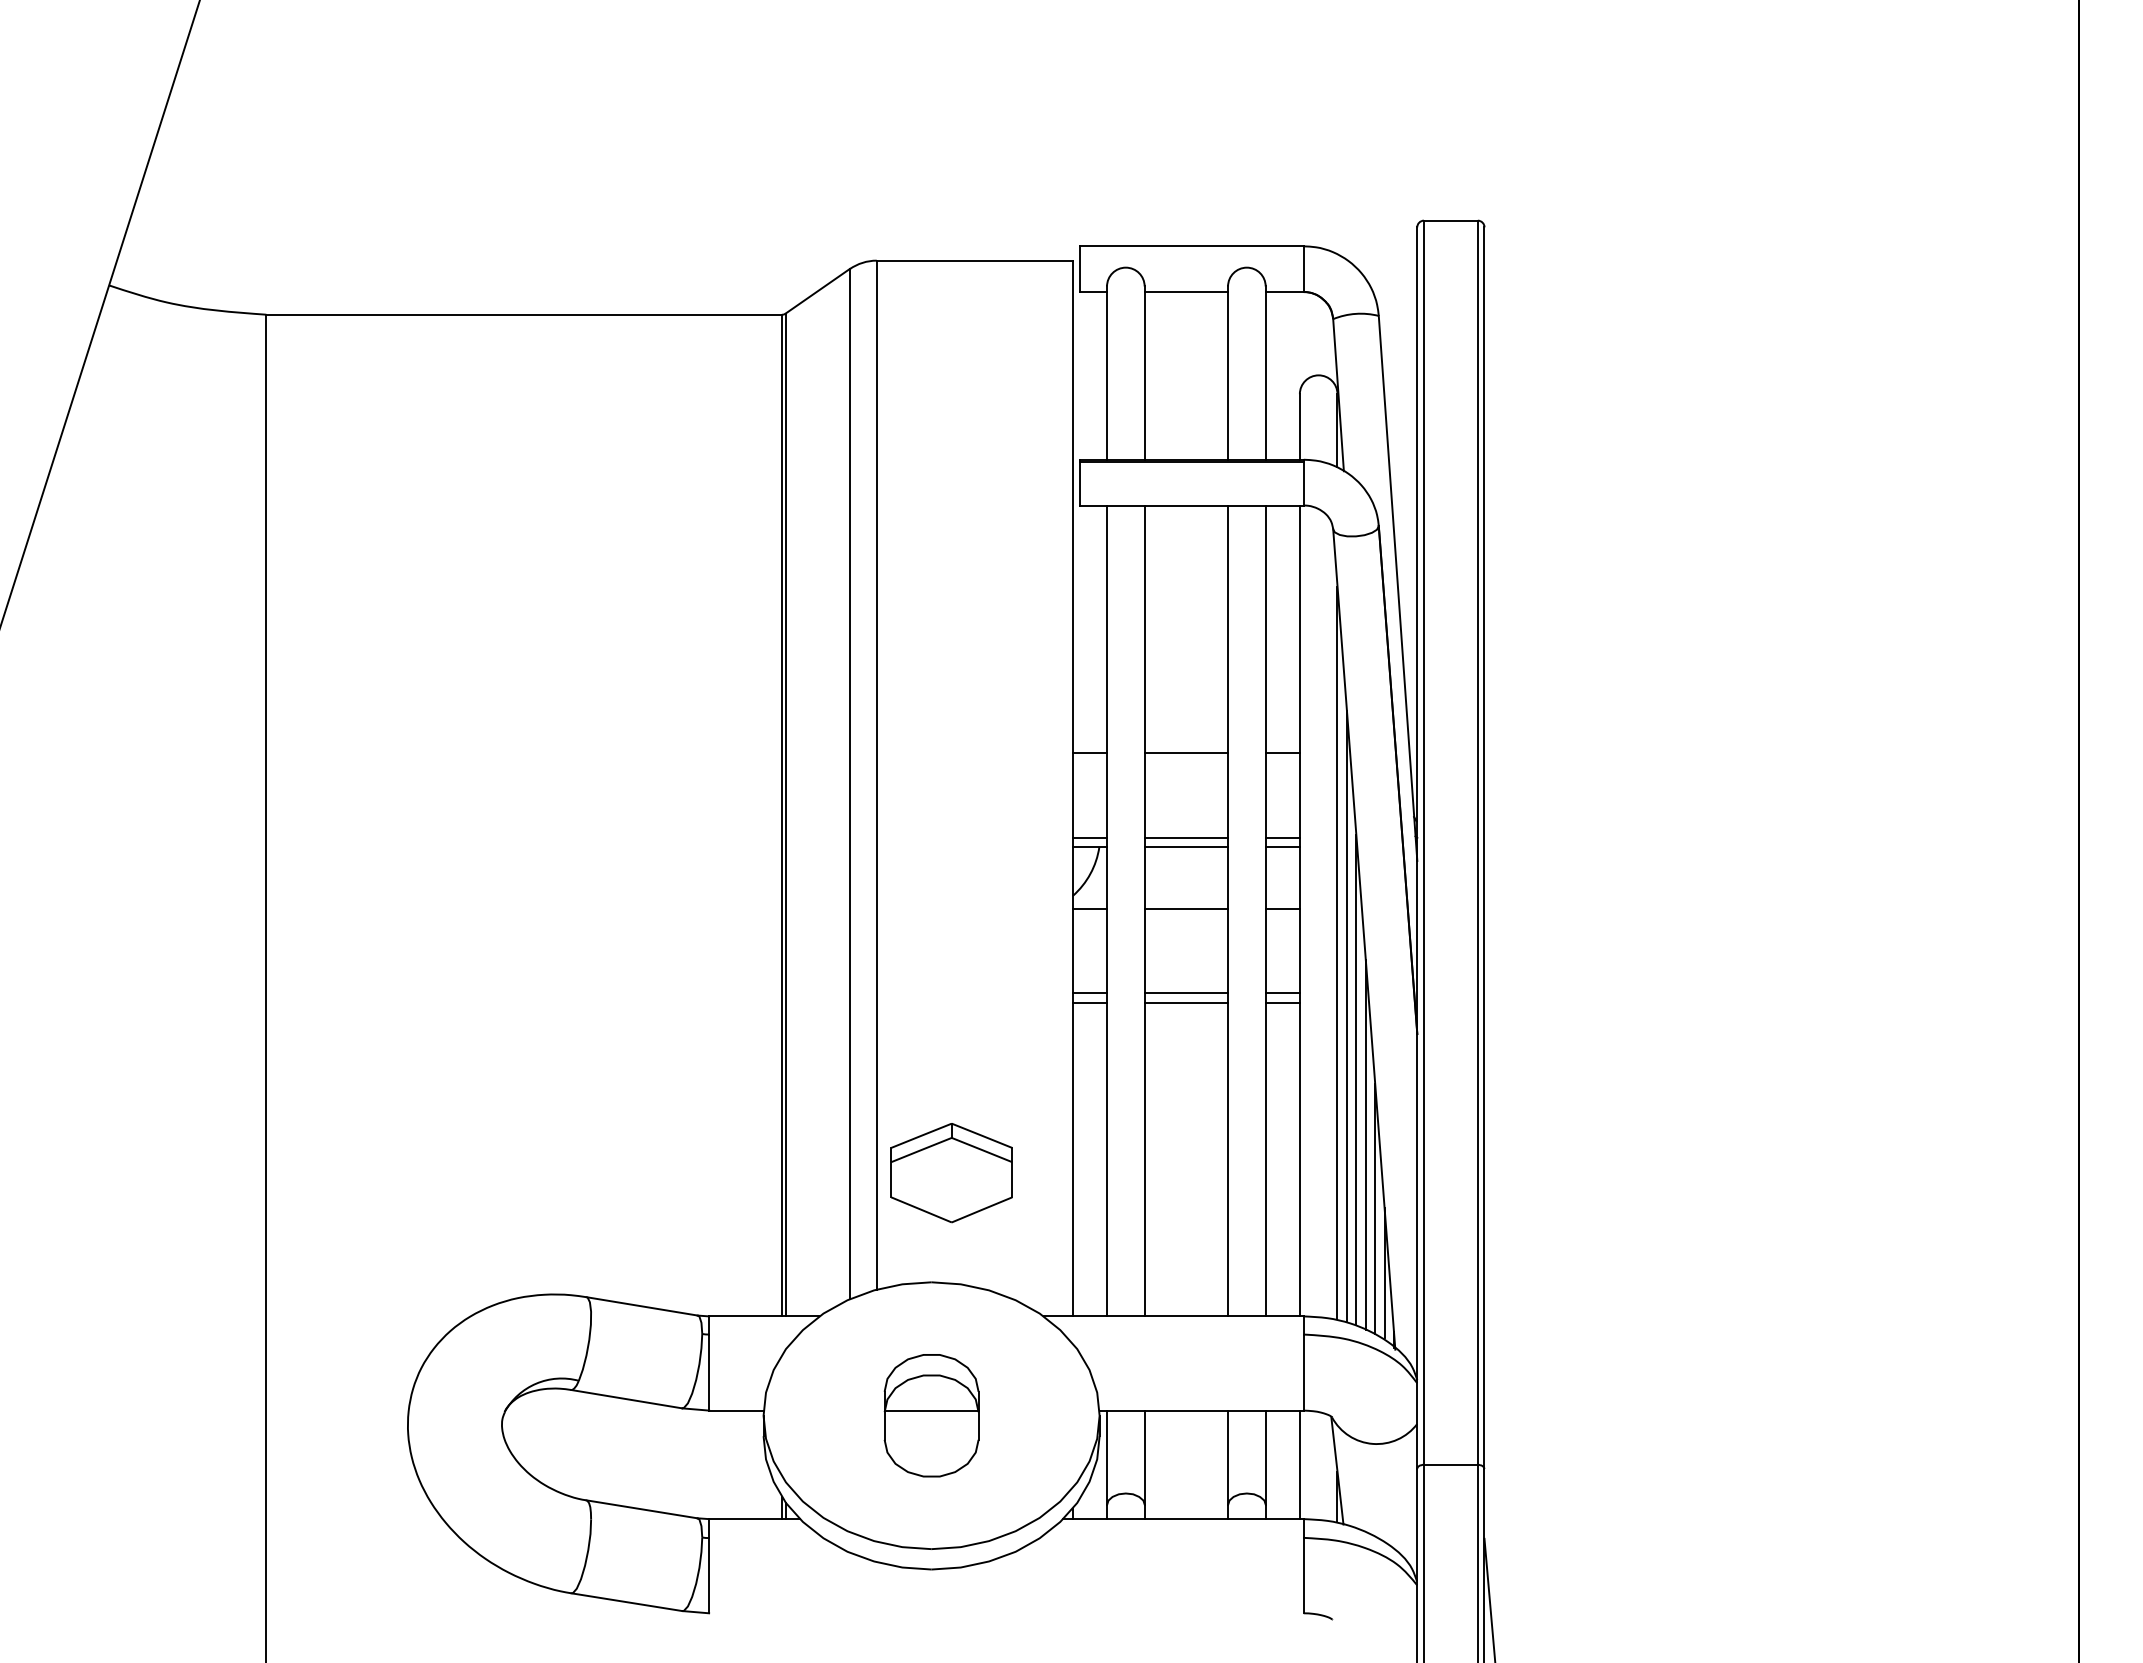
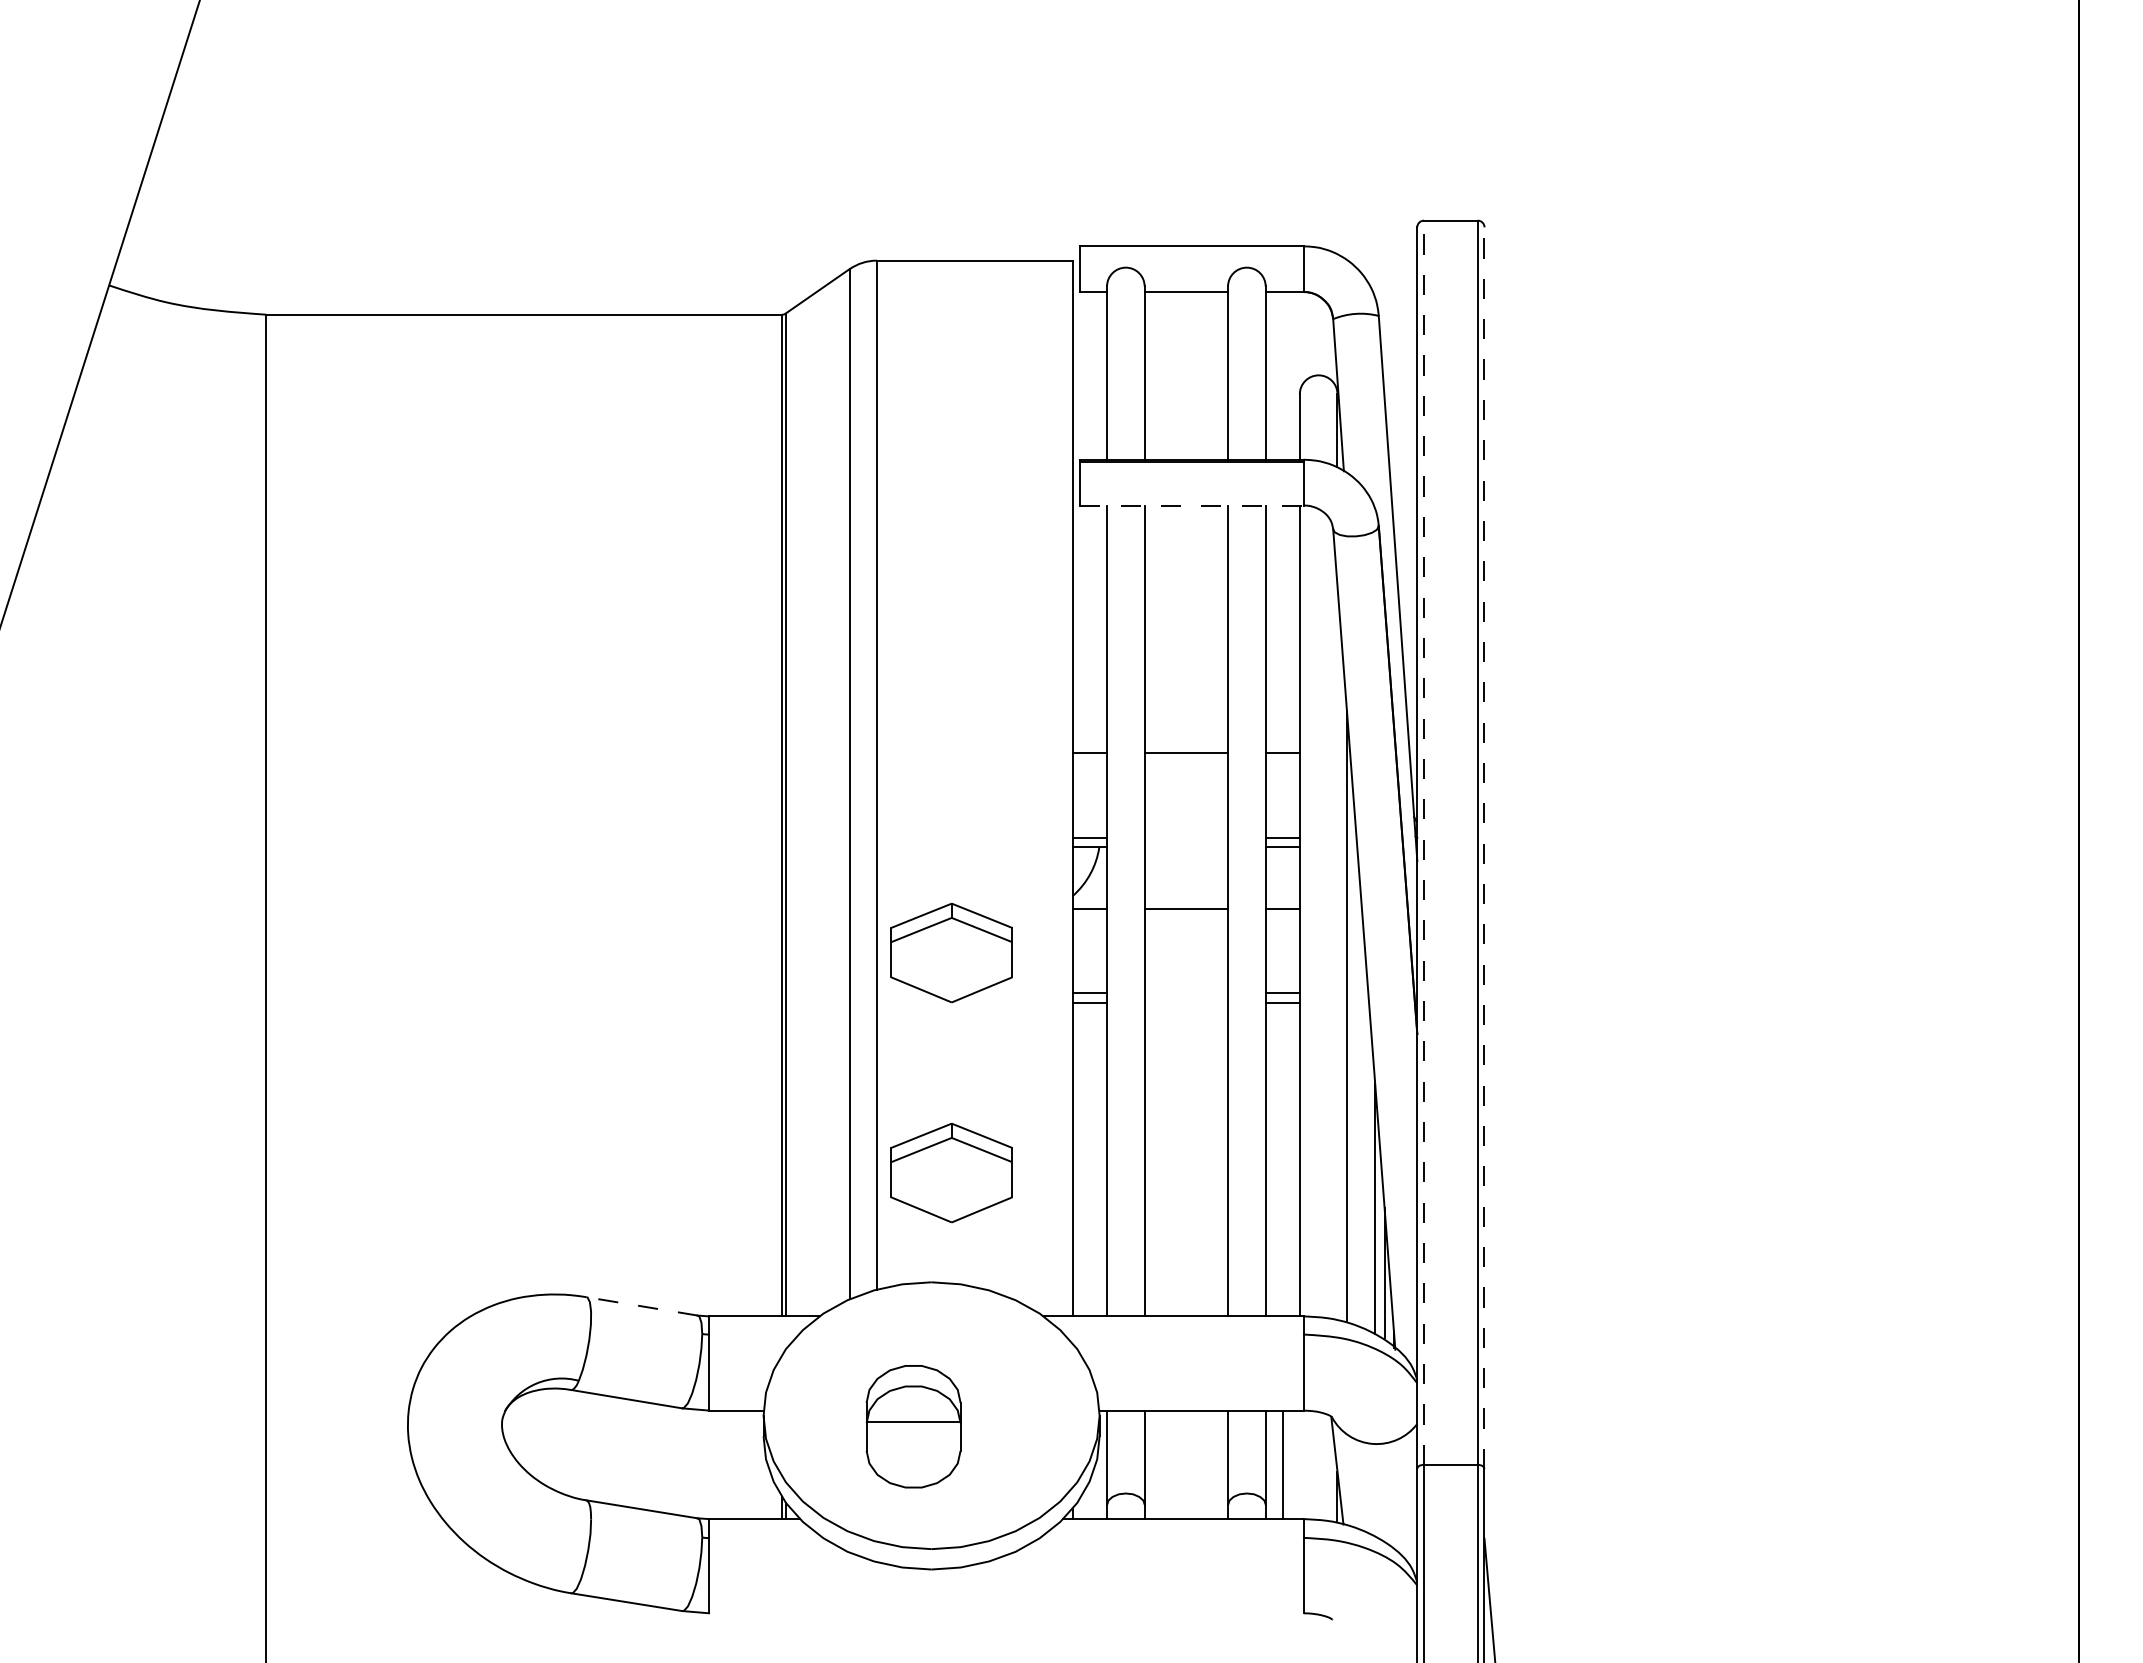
line: solid -> dashed (1192, 505)
line: present -> none (1186, 837)
line: solid -> dashed (1423, 842)
line: present -> none (1186, 847)
line: solid -> dashed (1484, 848)
line: present -> none (1337, 952)
part: none -> present (951, 953)
line: present -> none (1186, 992)
line: present -> none (1186, 1002)
line: present -> none (1356, 1079)
line: present -> none (1365, 1144)
line: solid -> dashed (641, 1306)
part position: (931, 1415) -> (913, 1426) (913, 1426)
line position: (1299, 1464) -> (1282, 1464) (1282, 1464)
